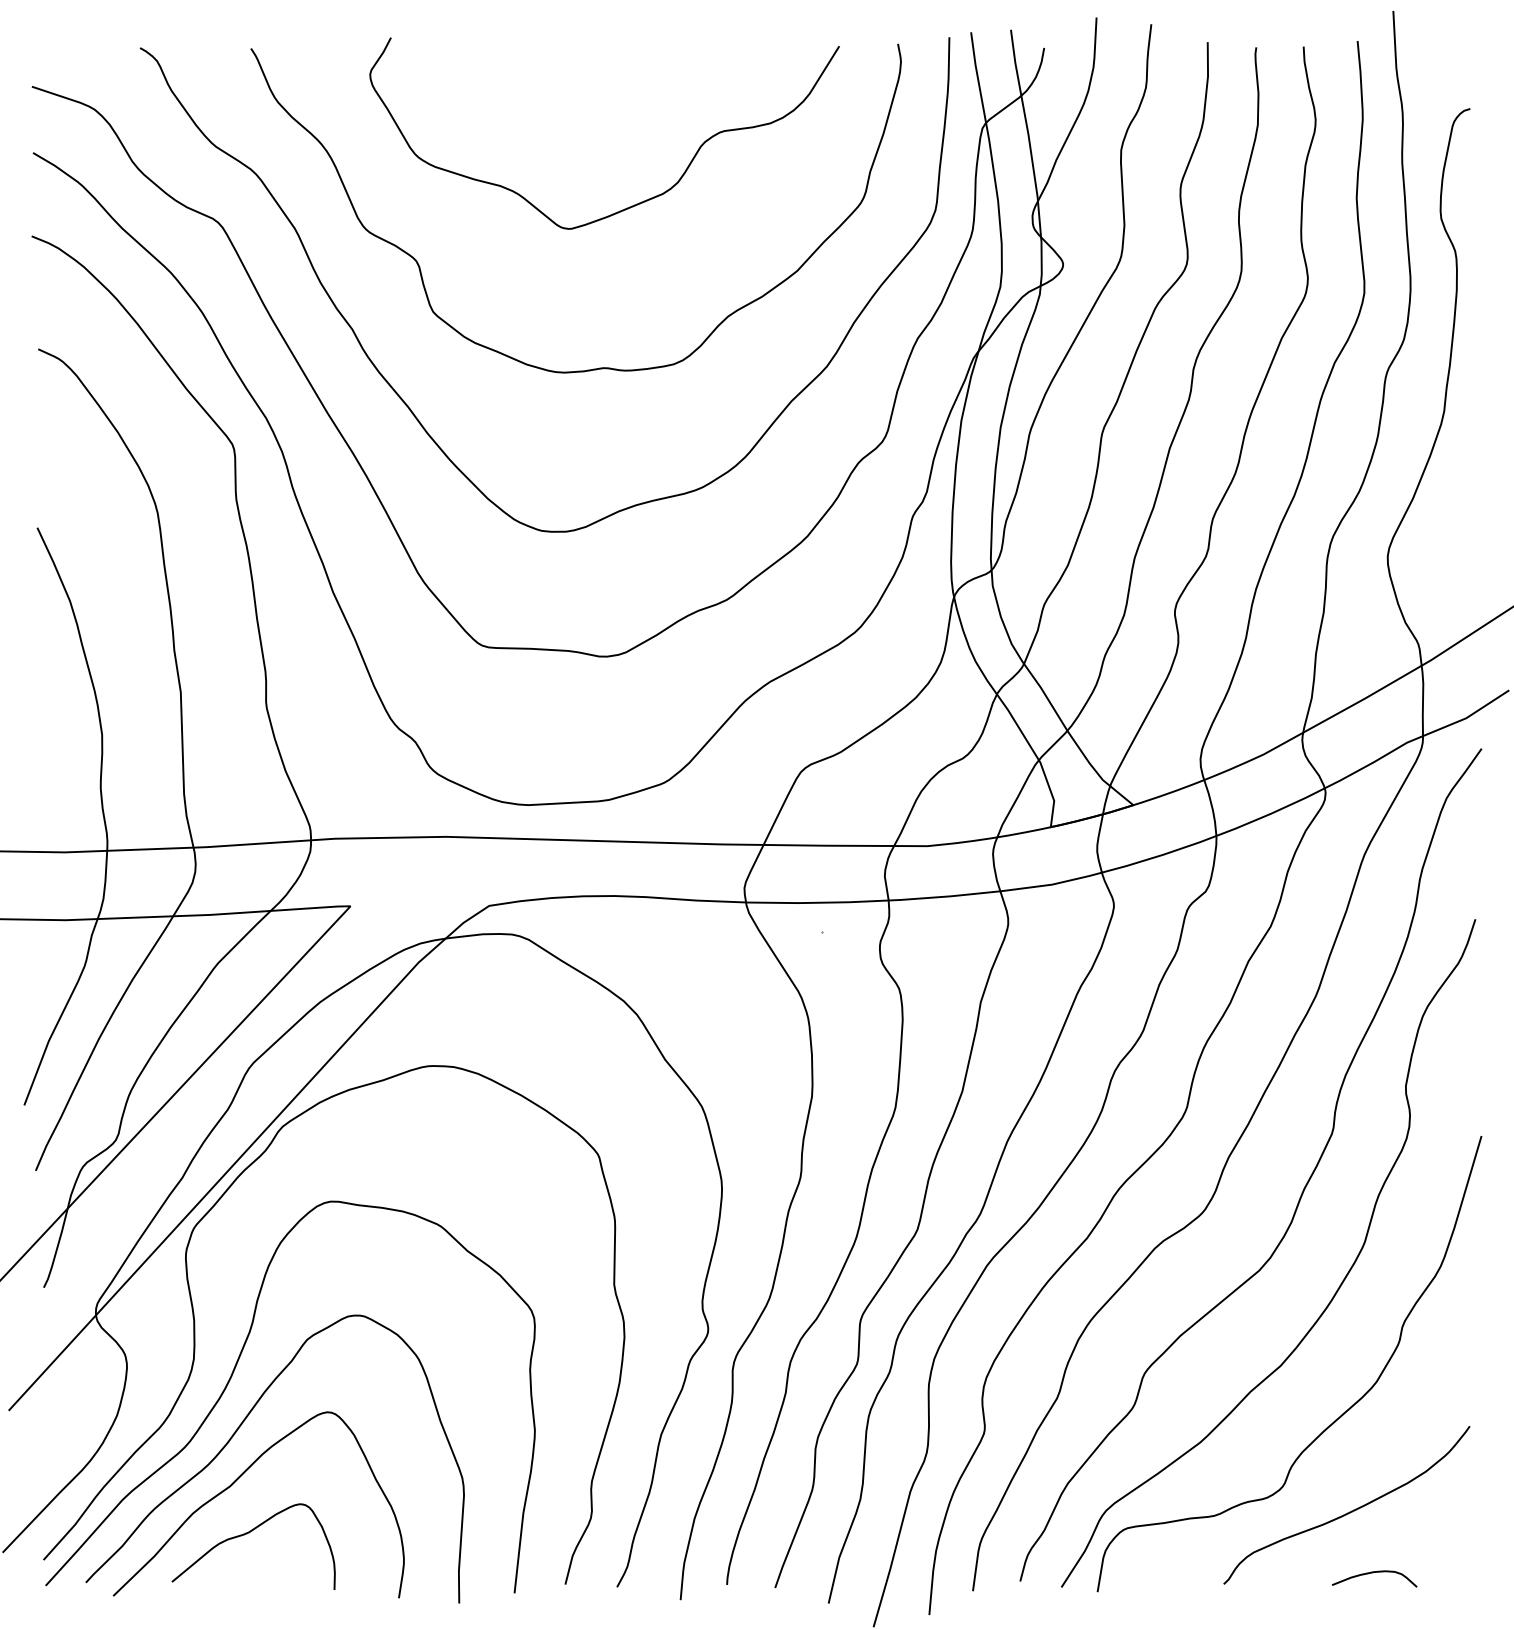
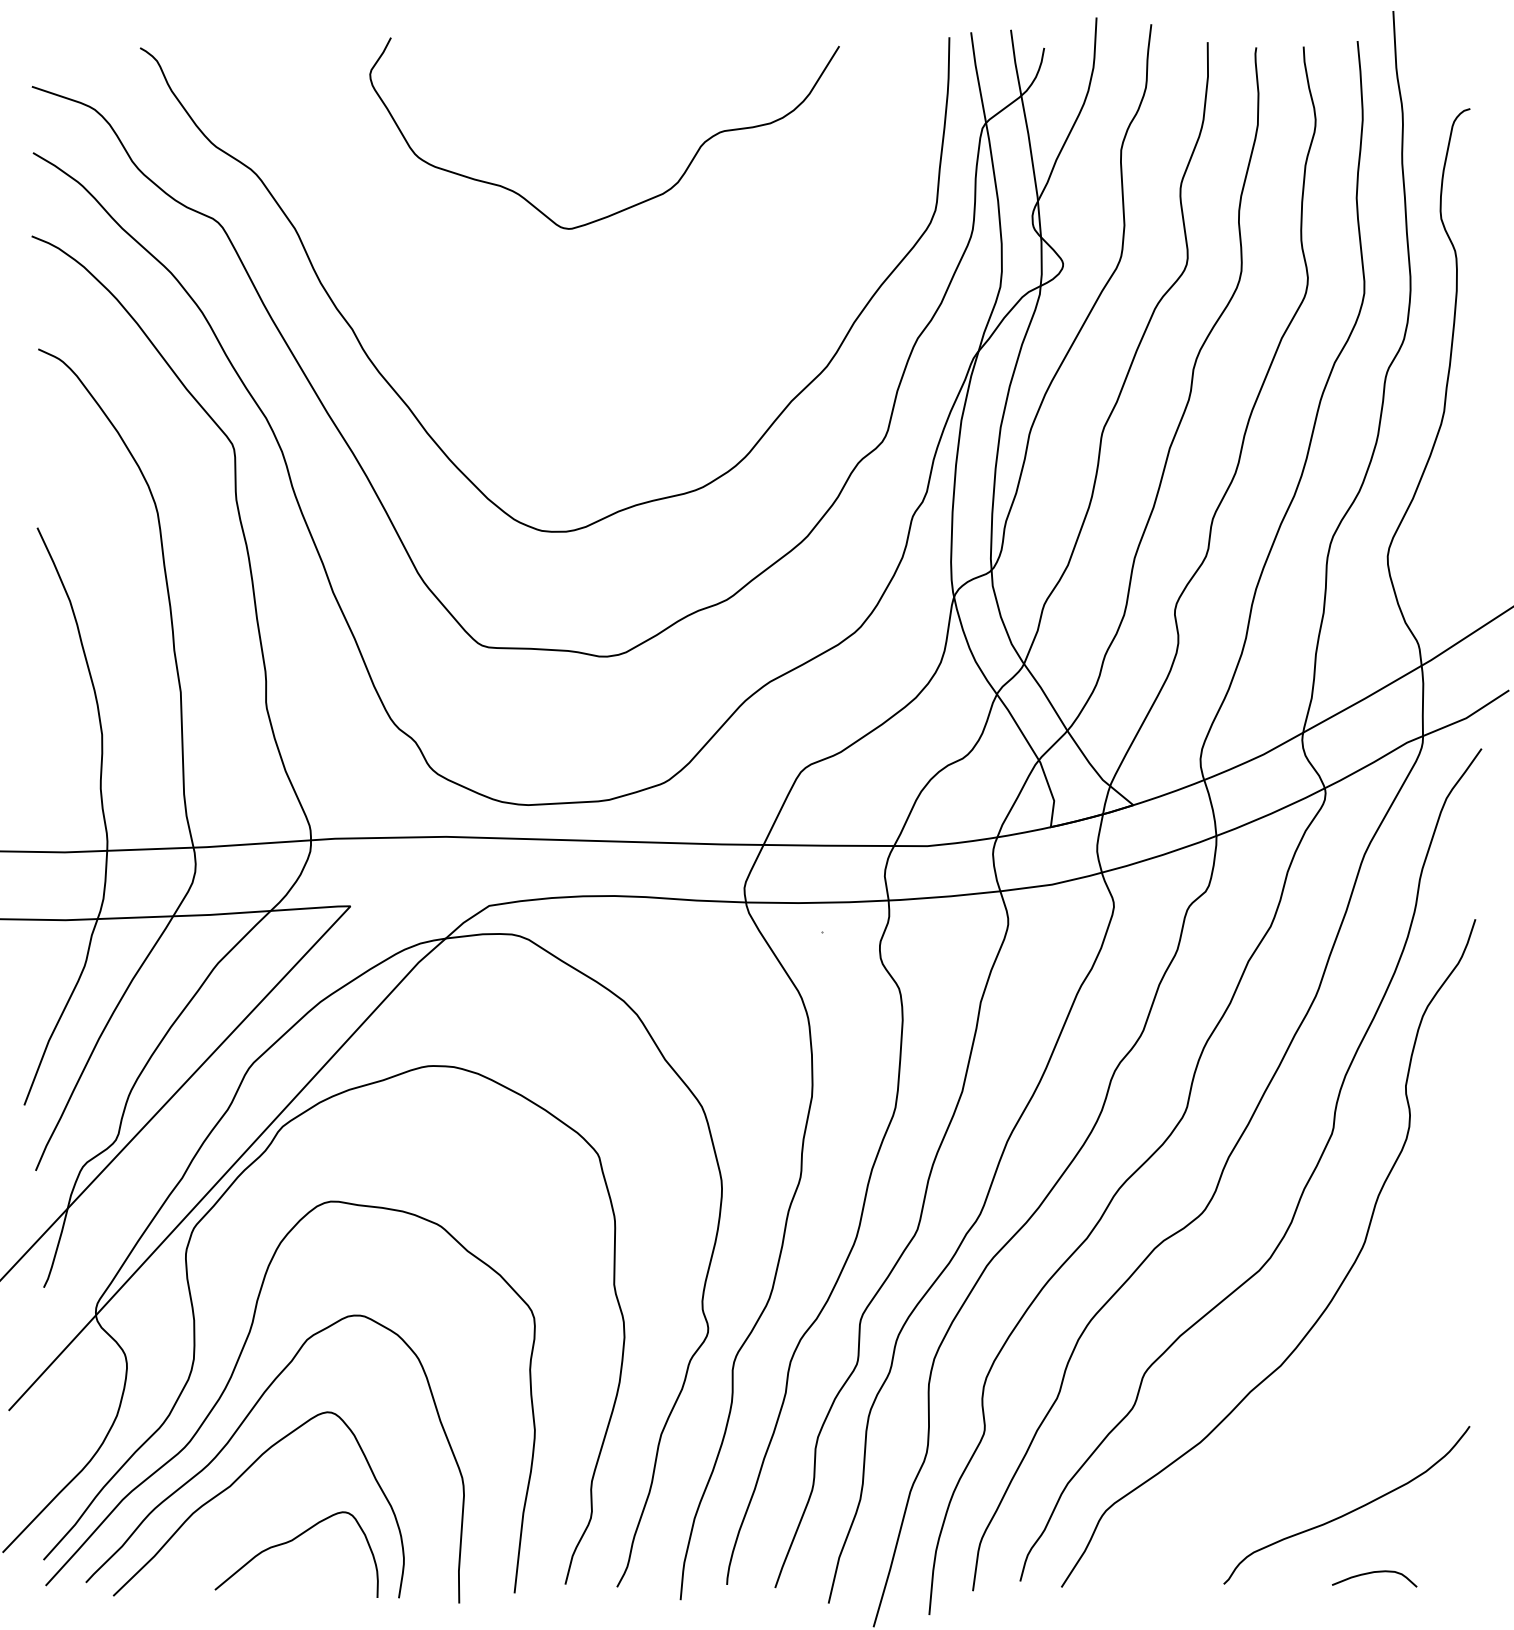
curve: present -> none (599, 367)
curve: present -> none (1336, 1418)
curve position: (249, 1533) -> (292, 1541) (292, 1541)
